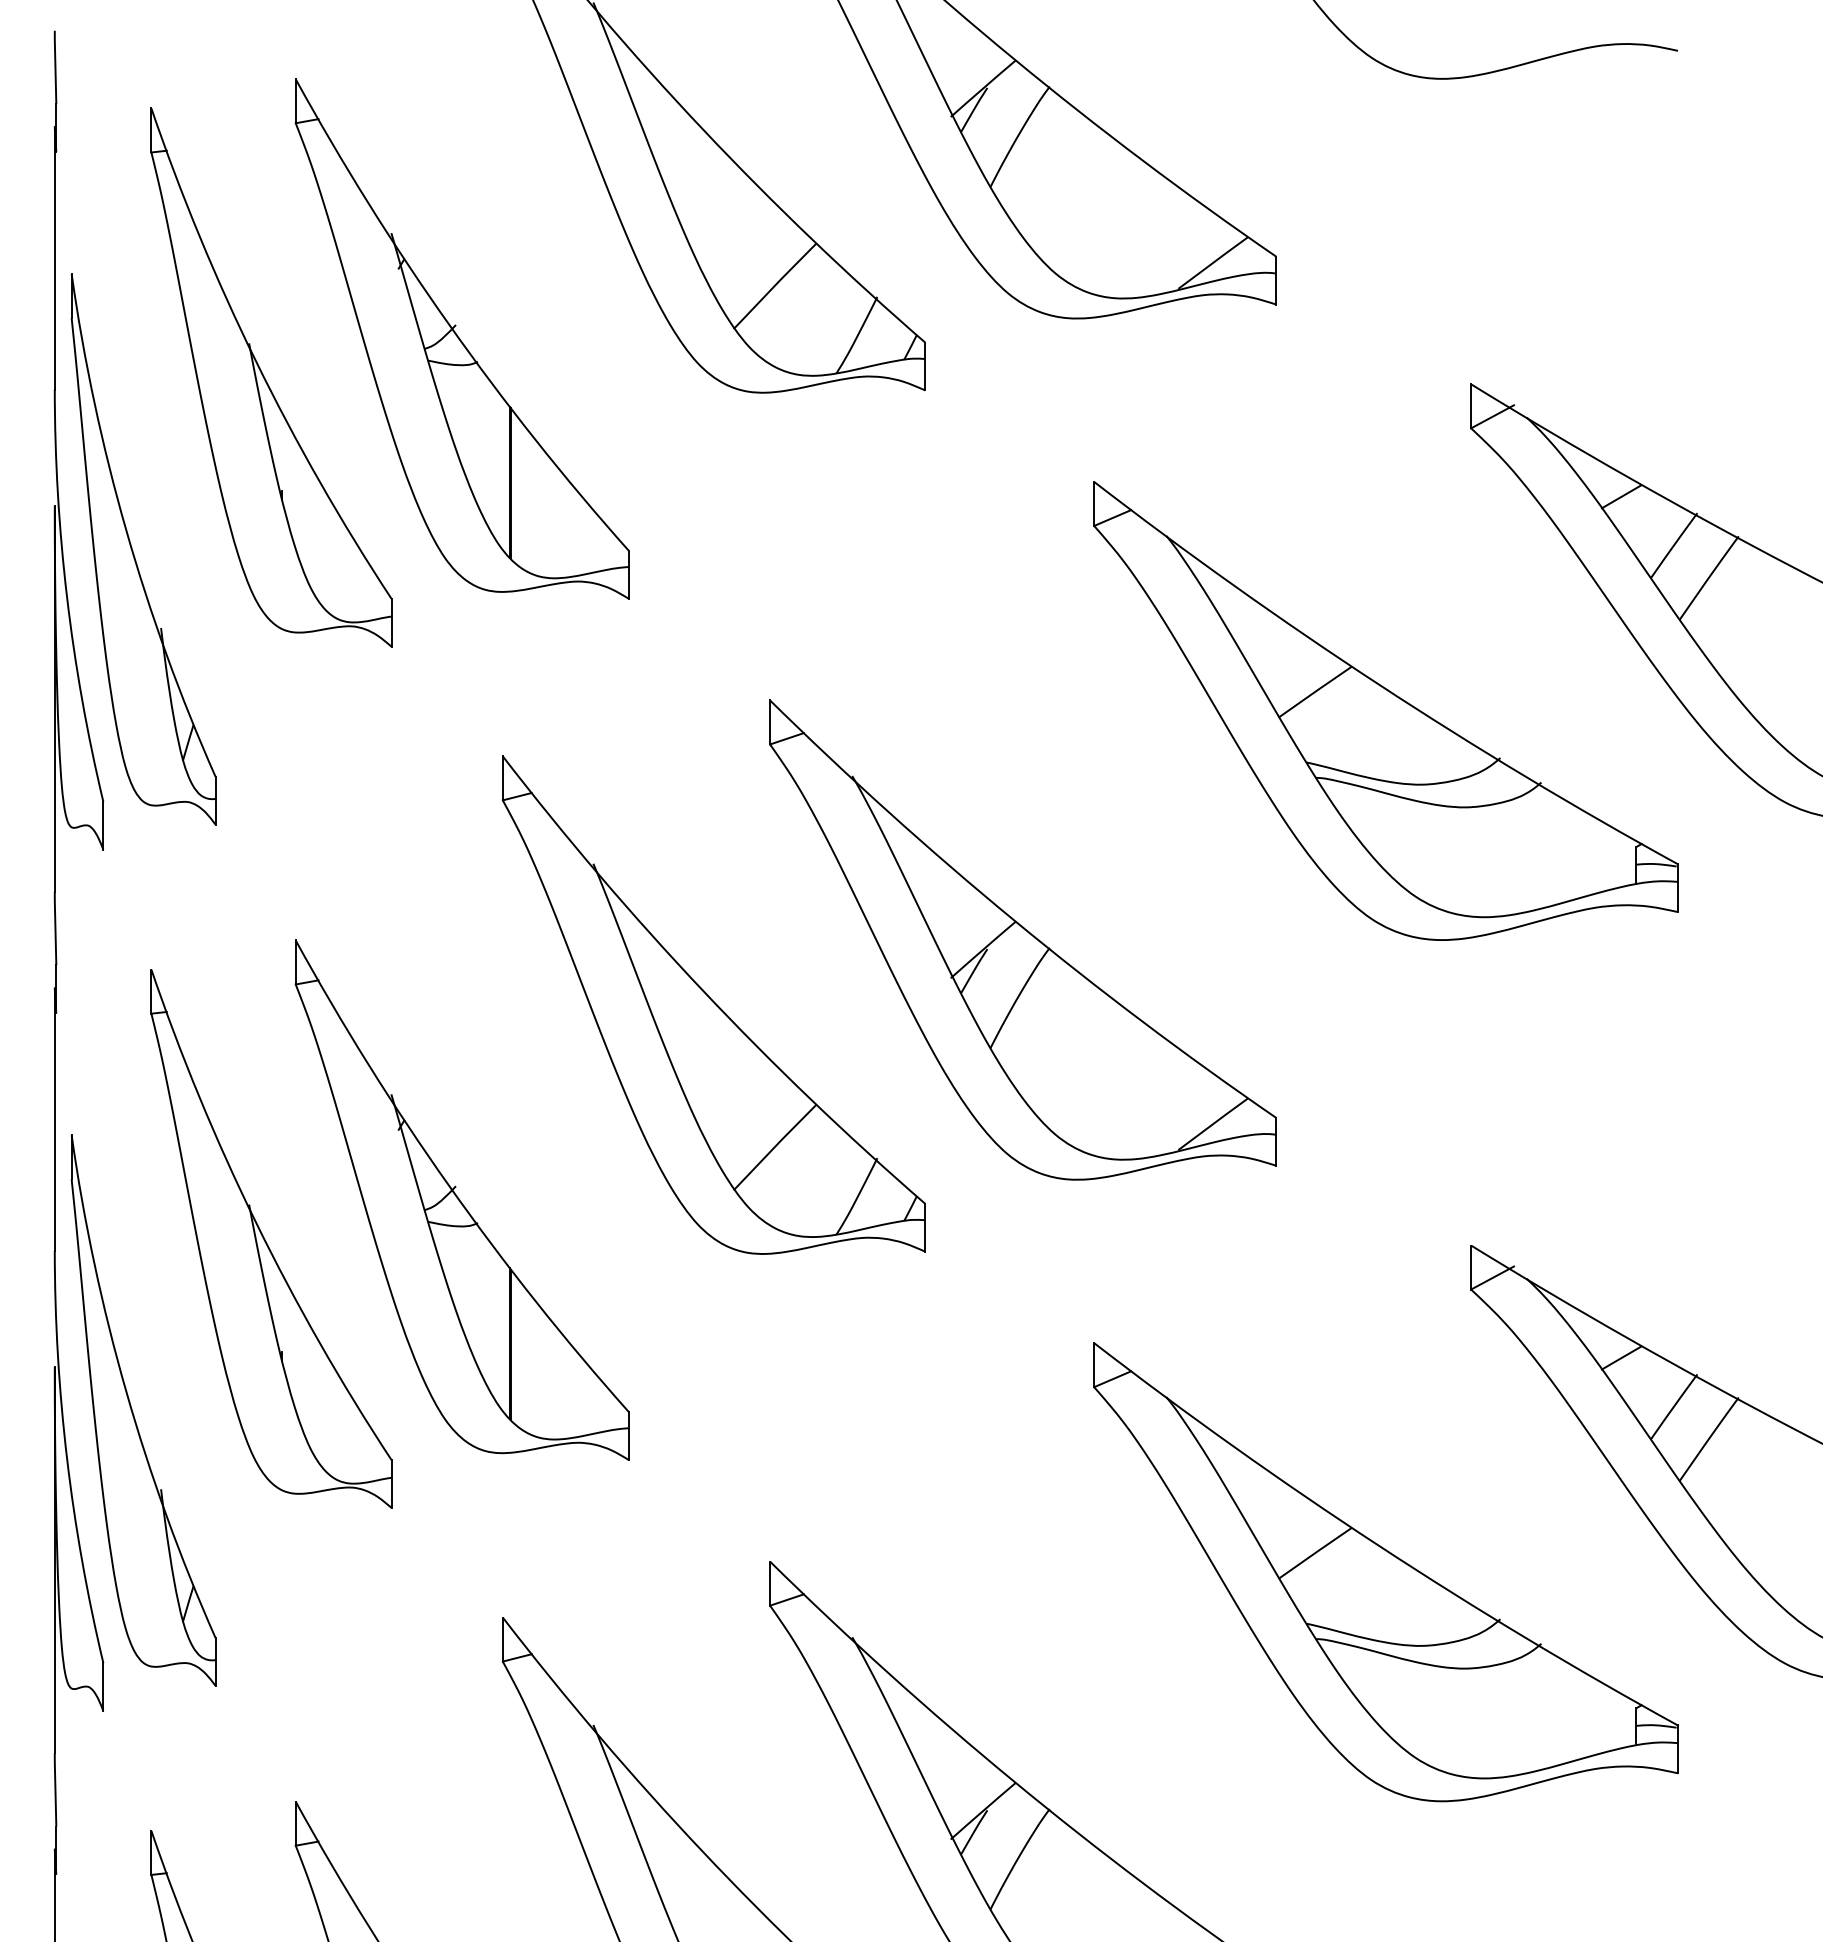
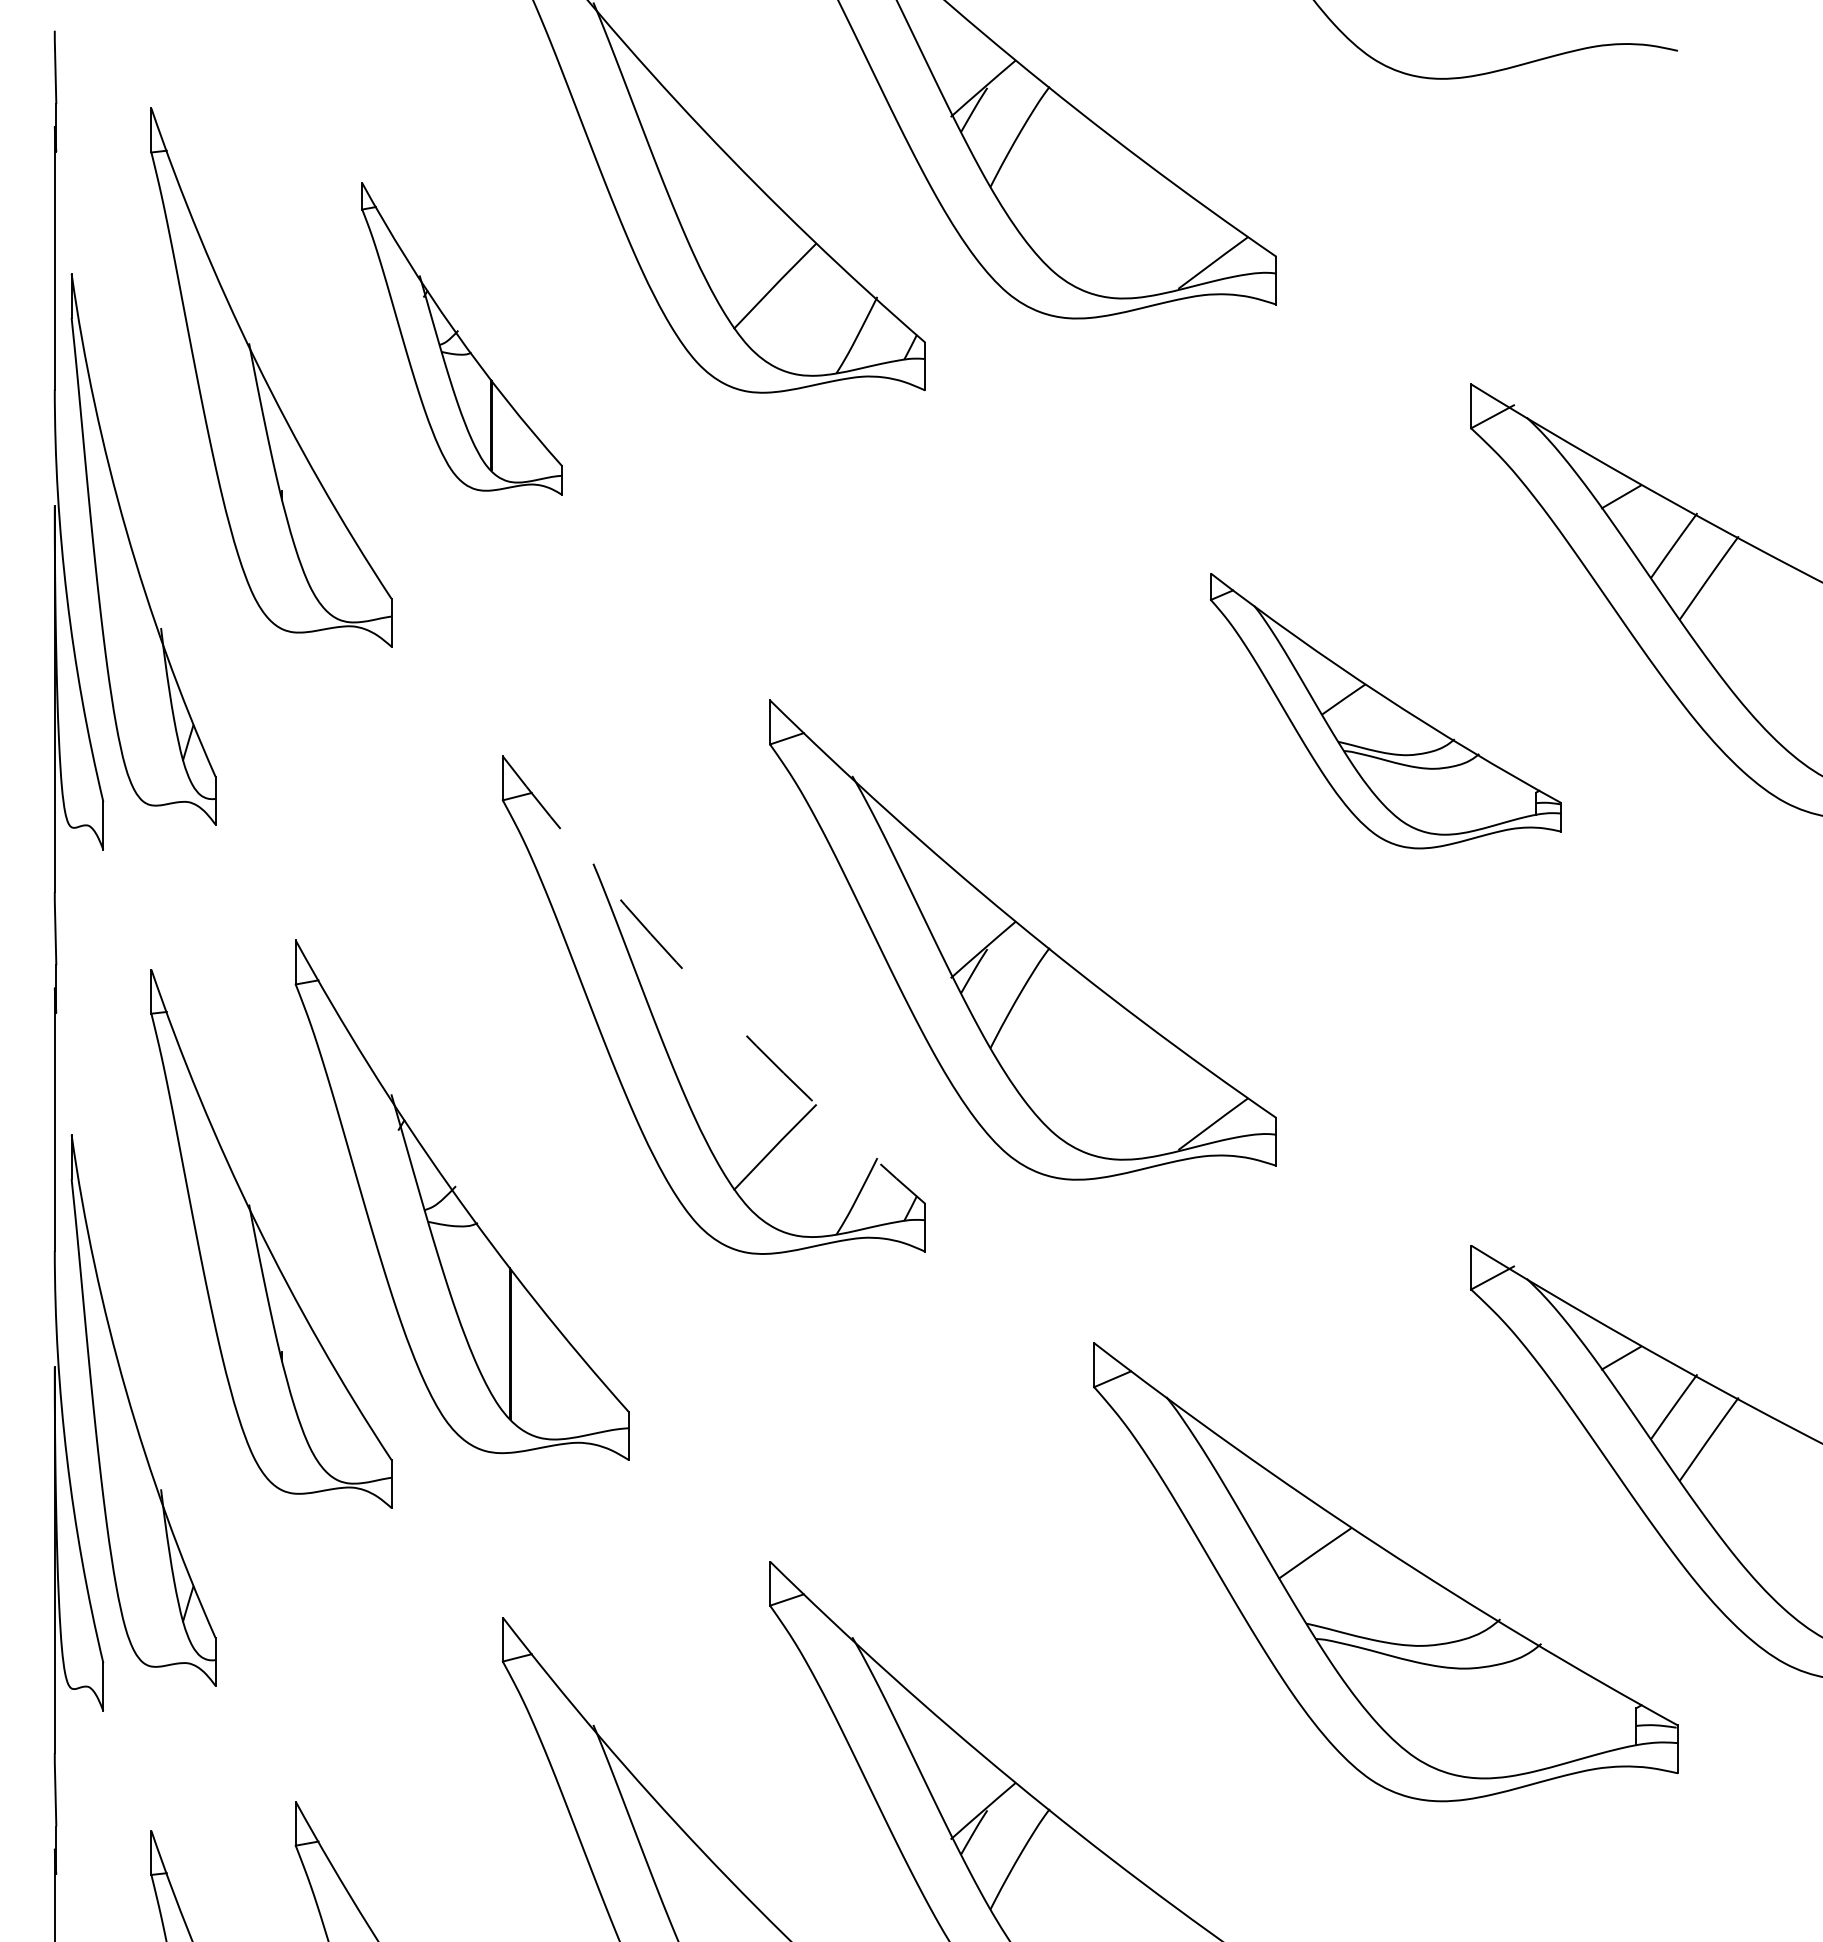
part size: 336x522 px -> 202x314 px (461, 338)
part size: 586x460 px -> 353x277 px (1385, 711)
arc: solid -> dashed (702, 990)
